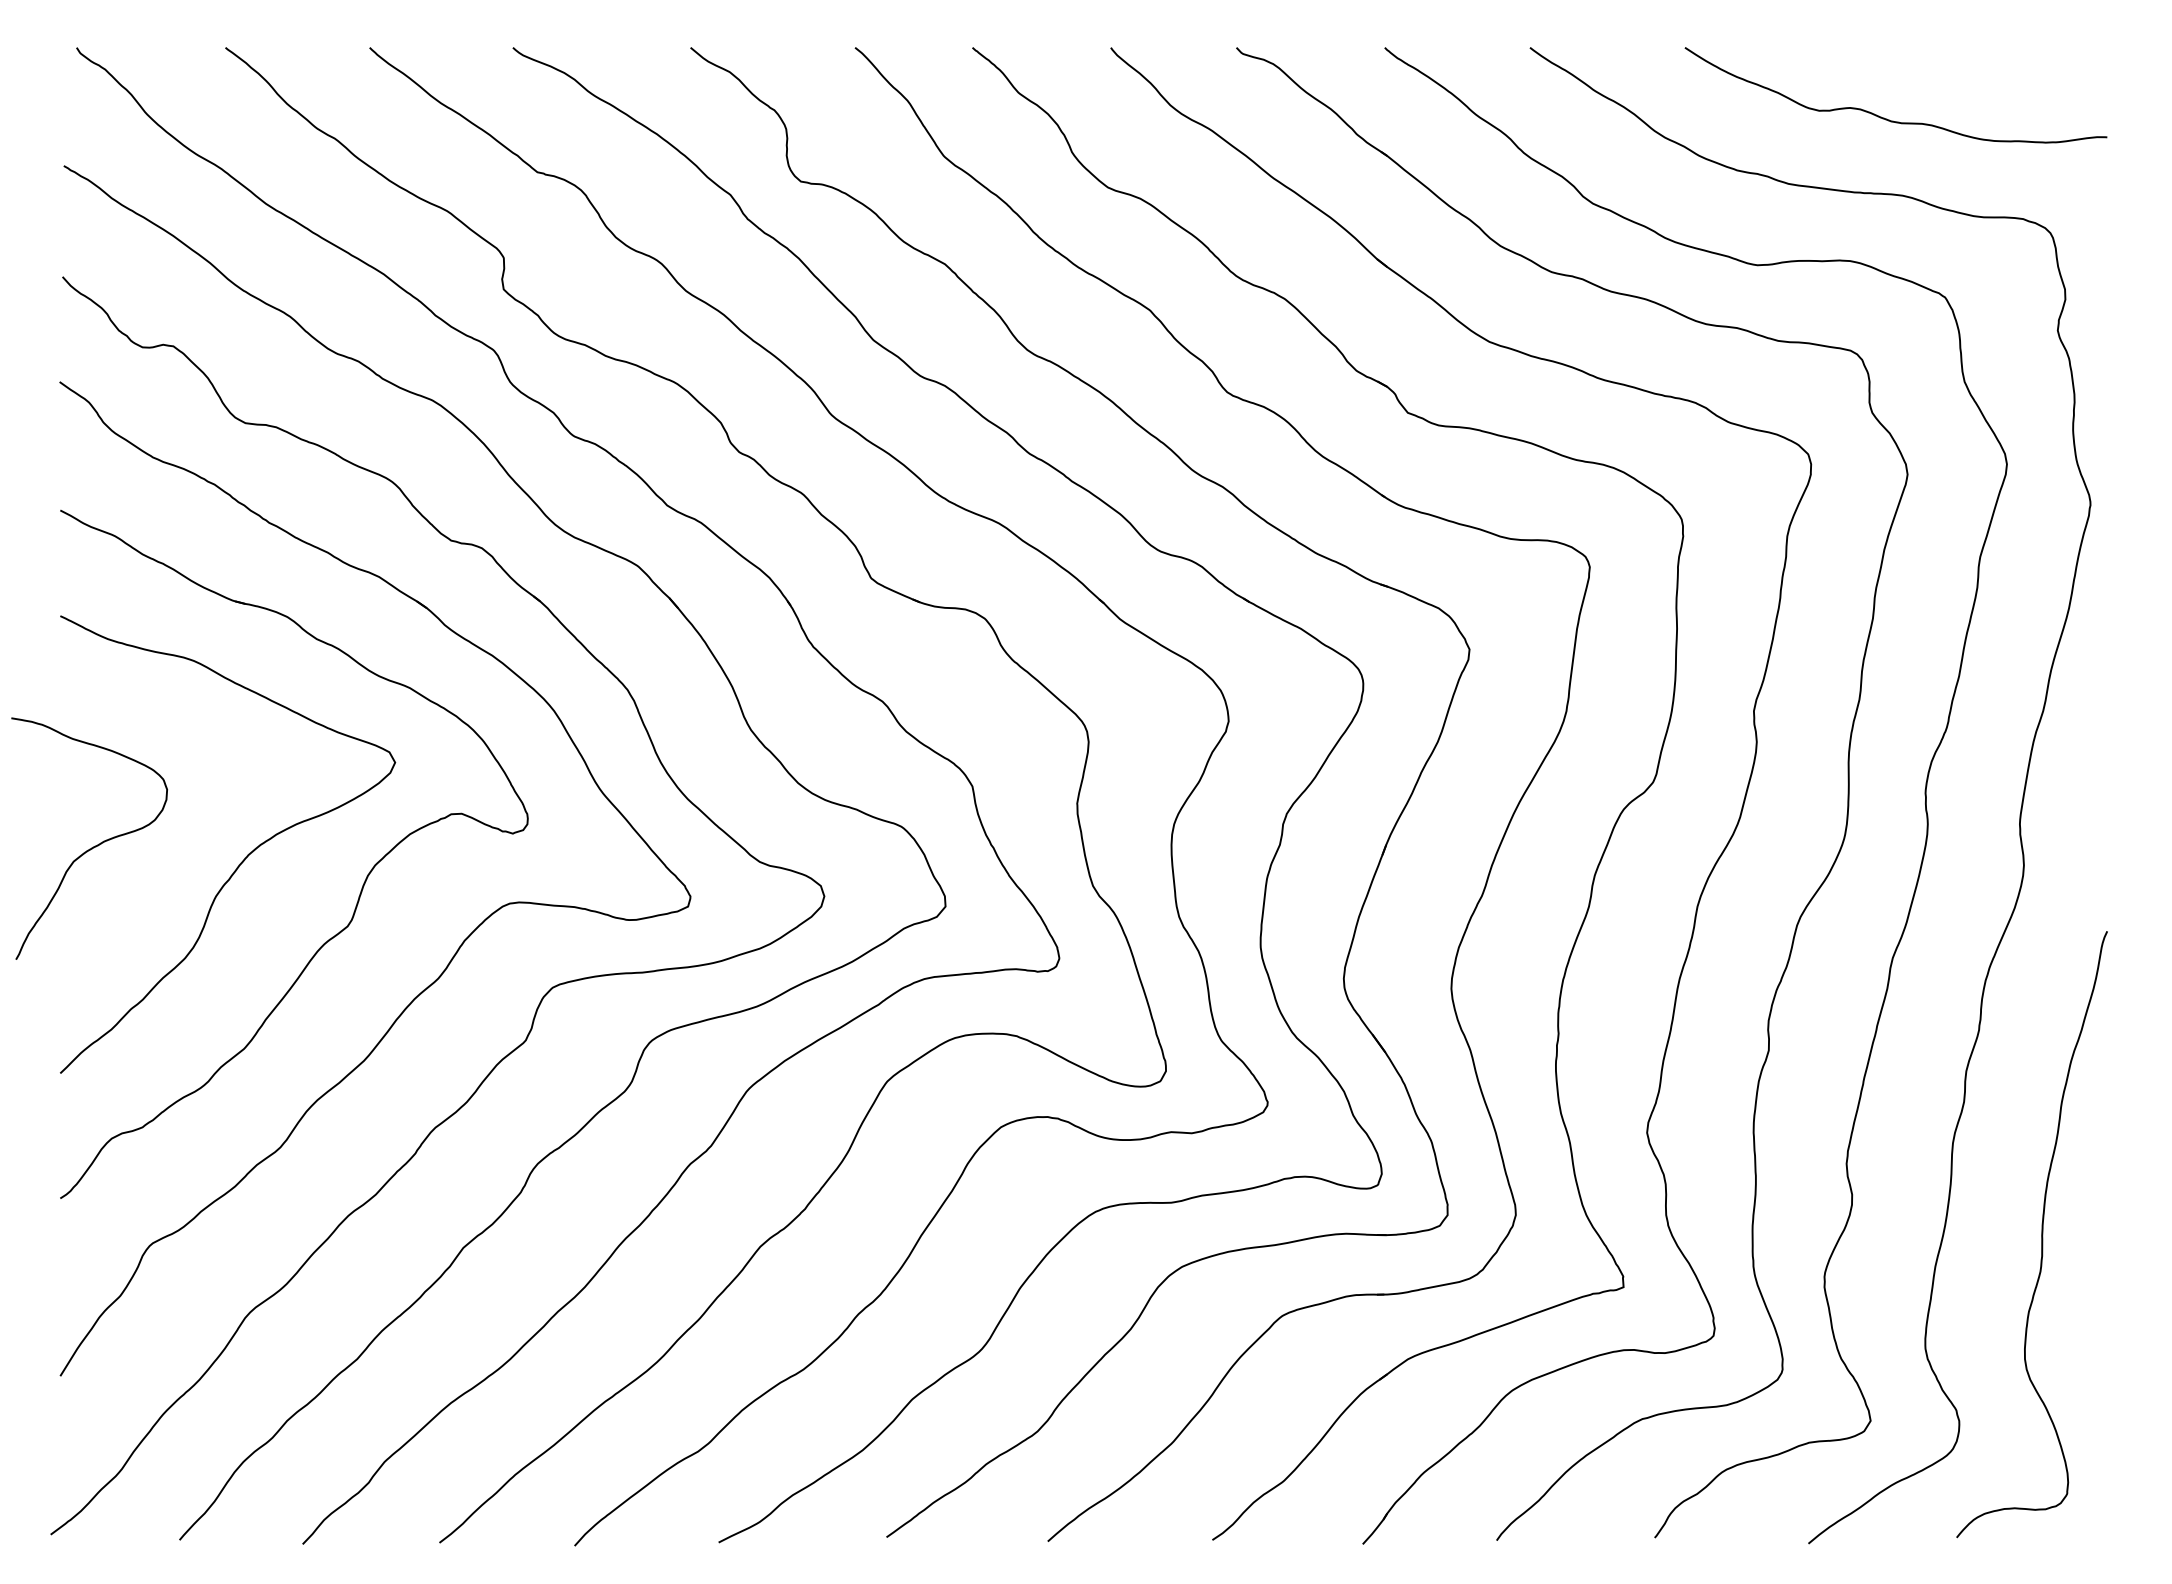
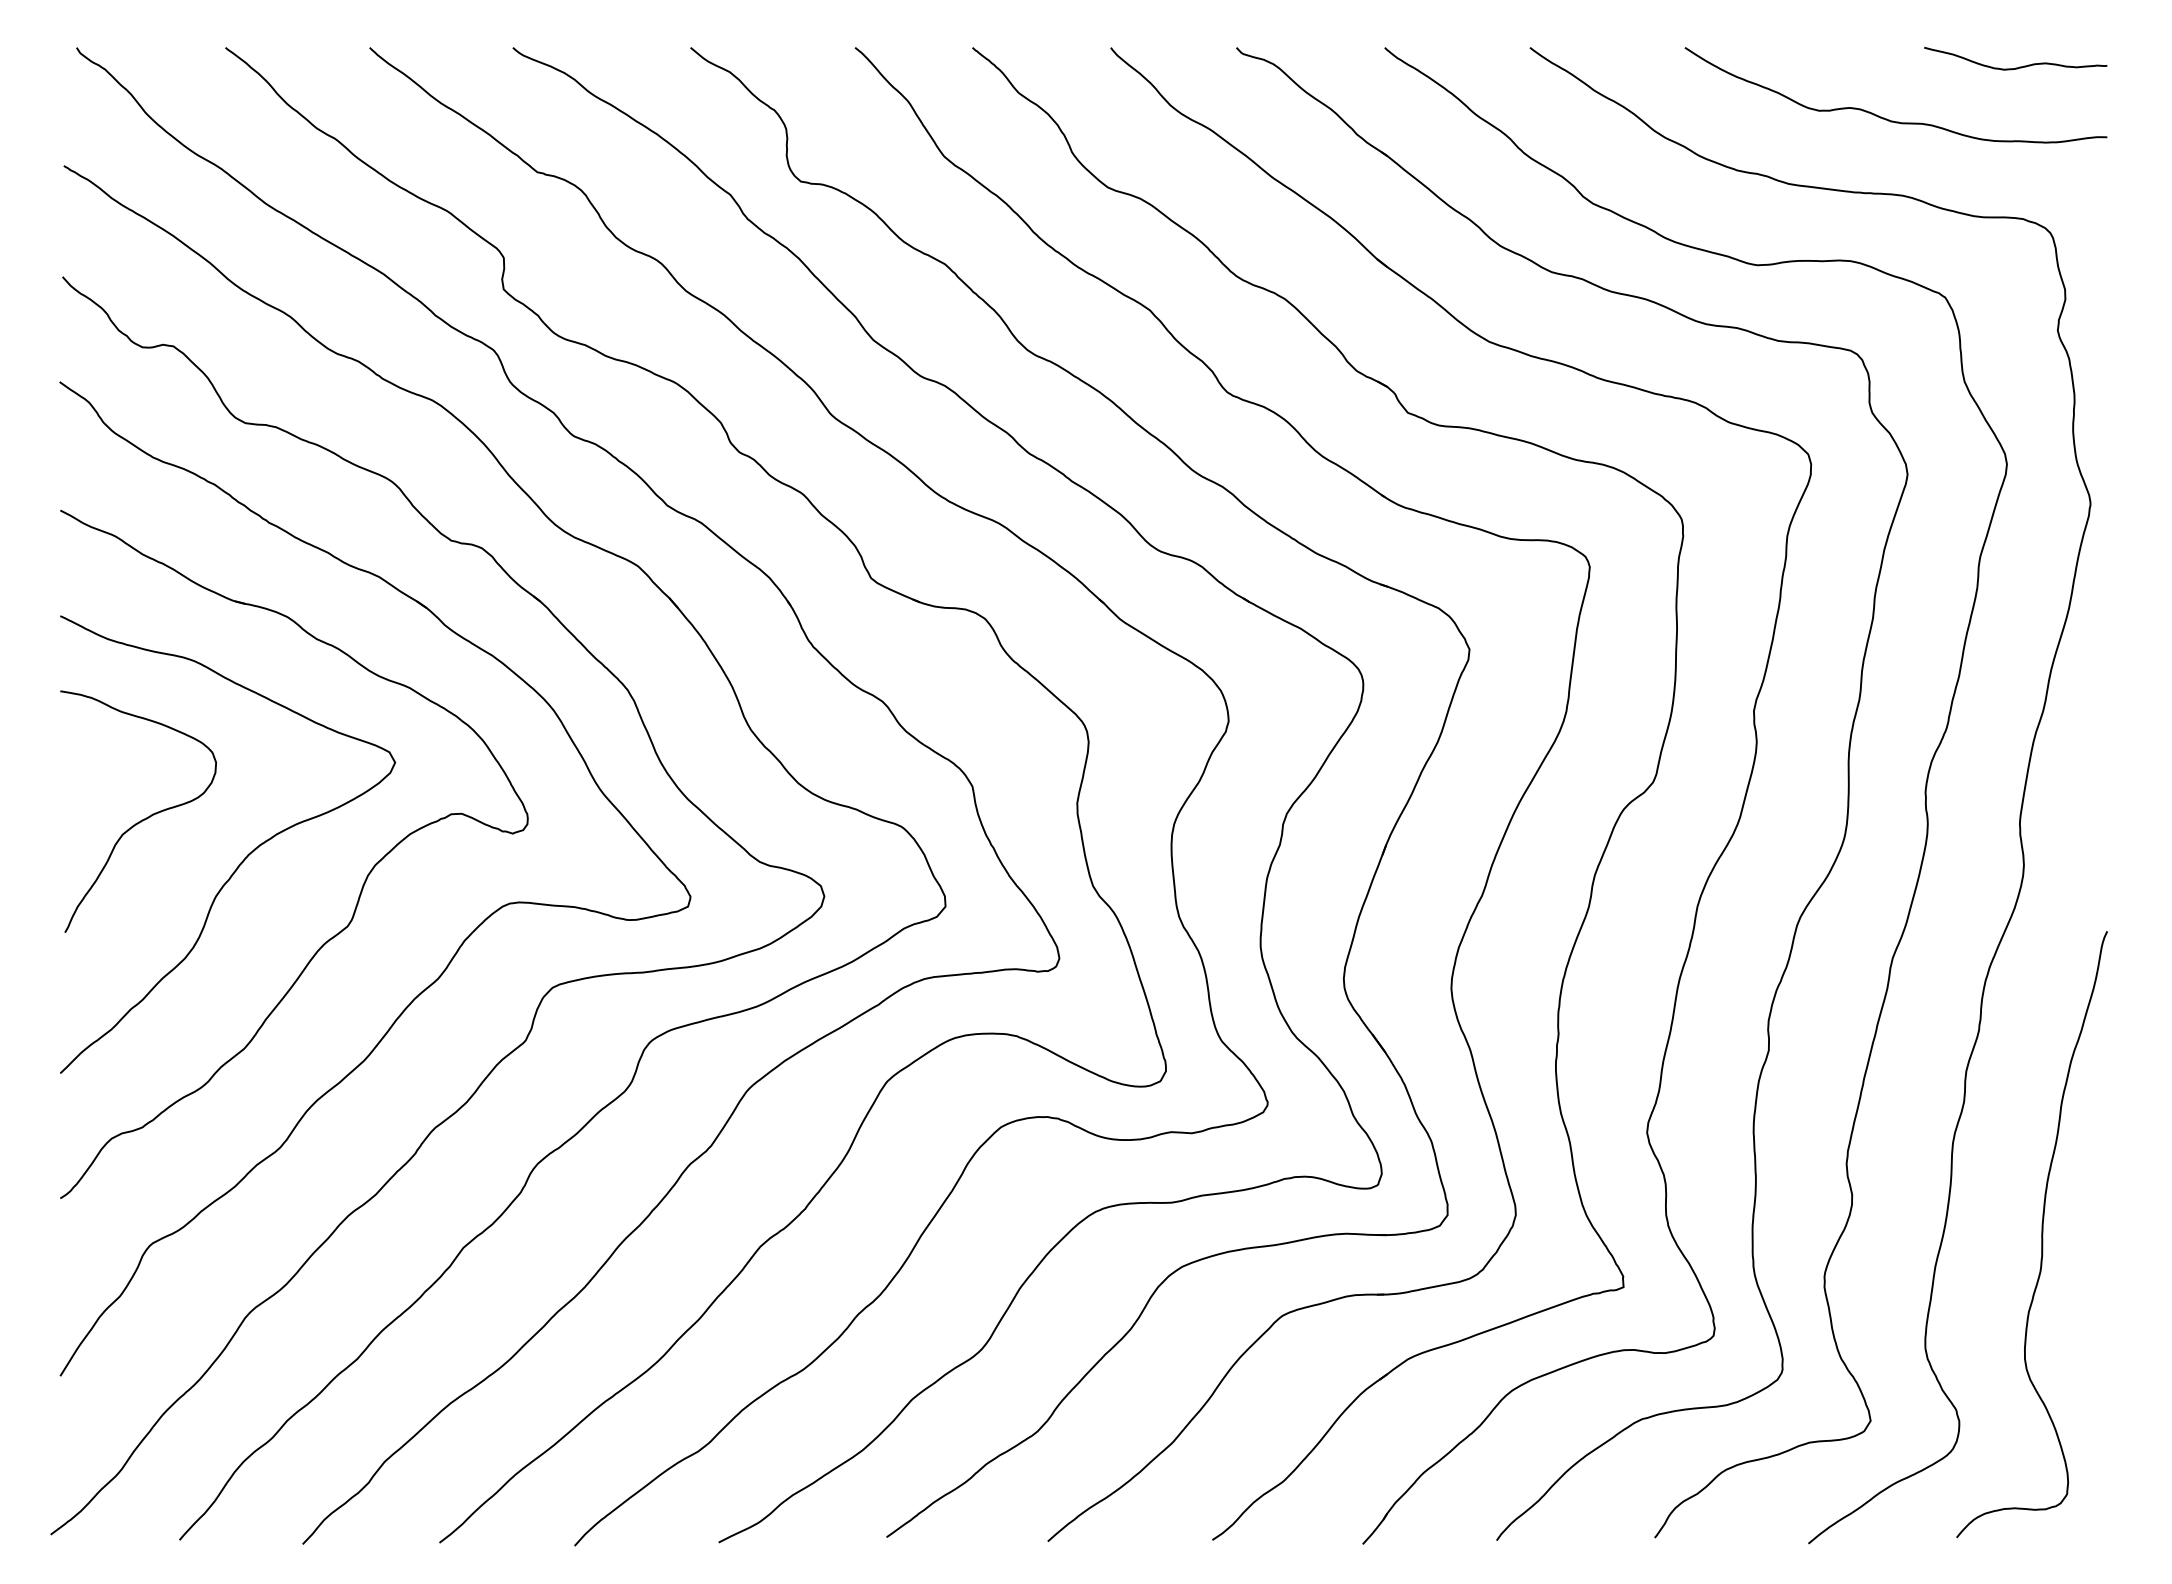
curve: none -> present (2019, 66)
curve position: (93, 846) -> (142, 819) (142, 819)
